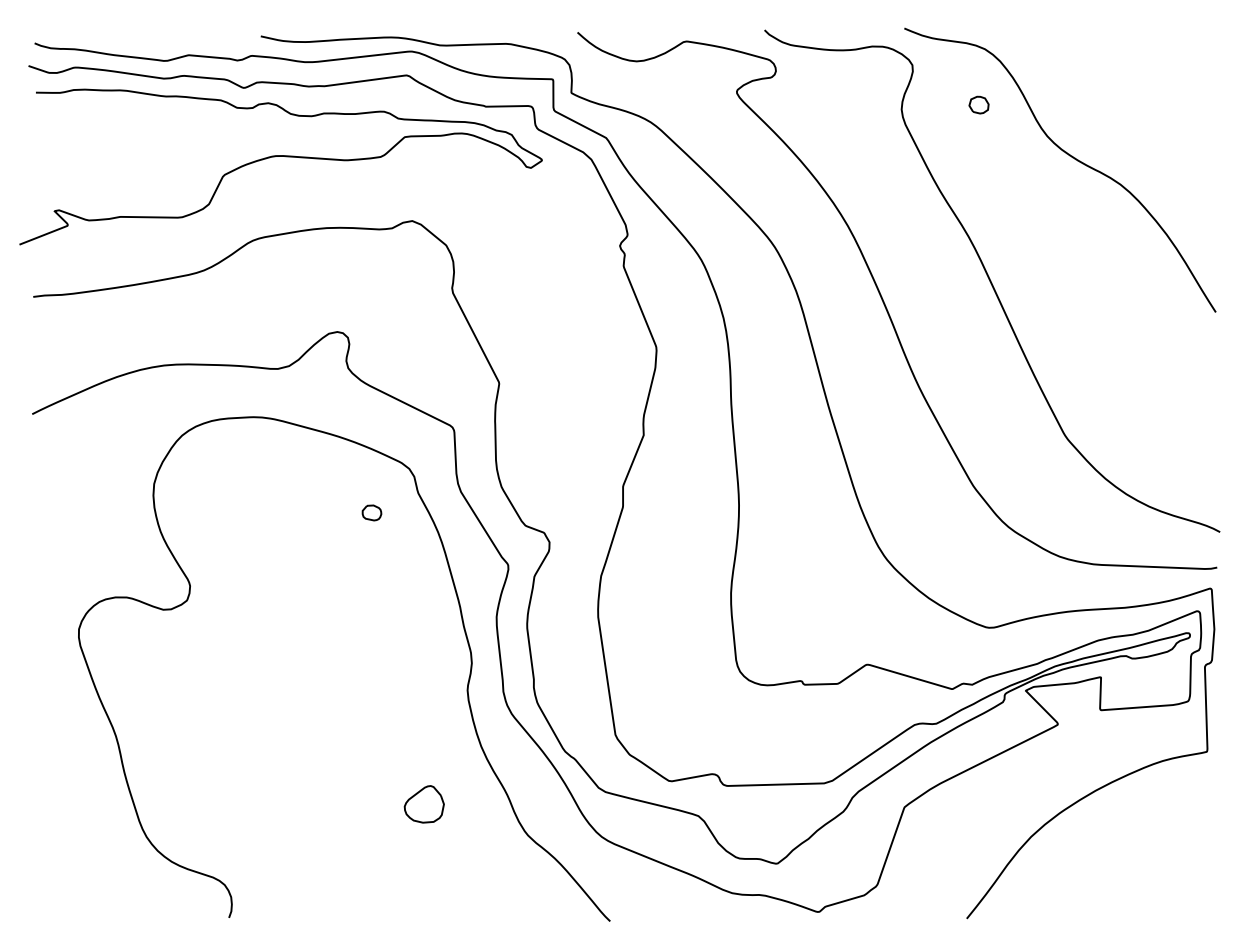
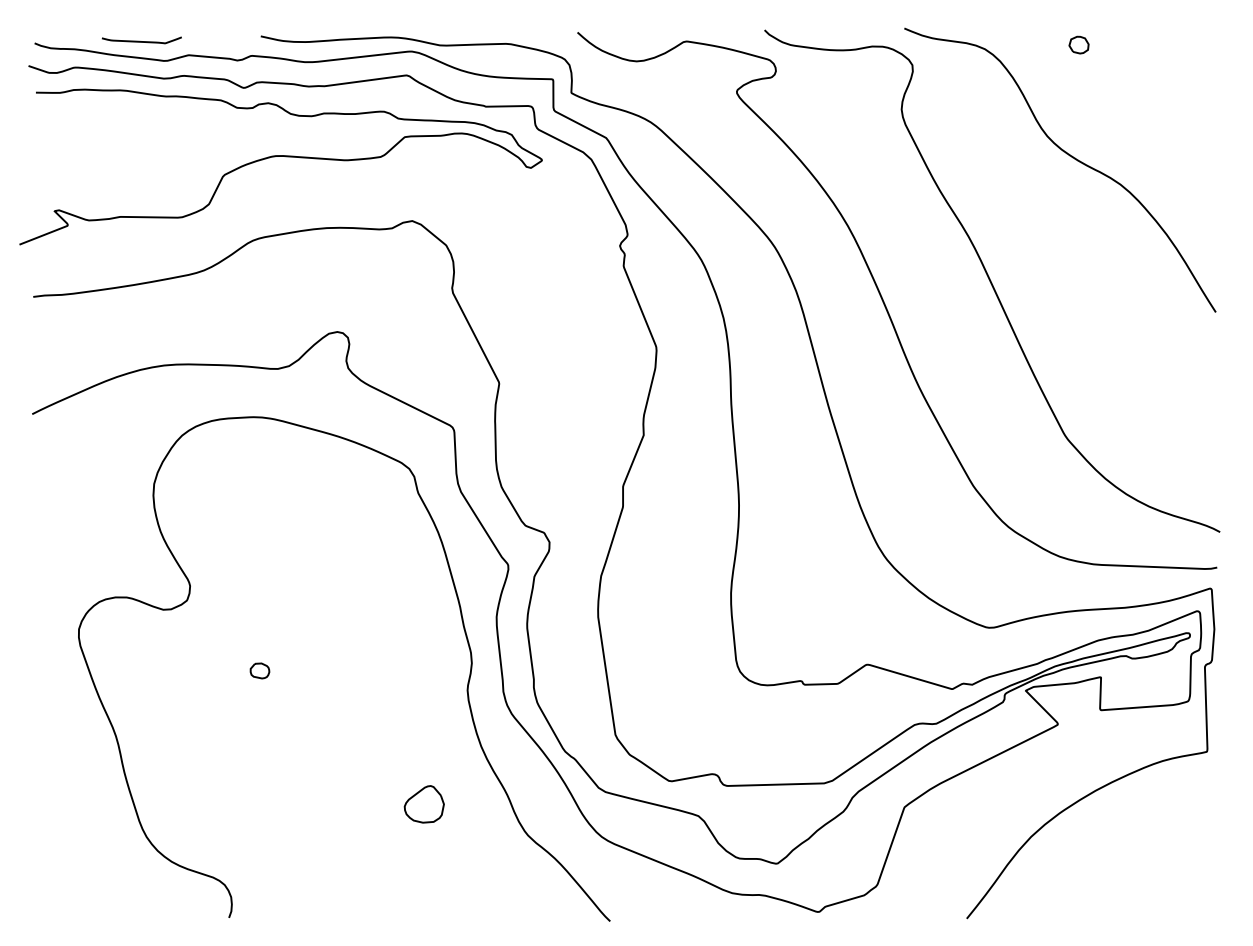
curve: none -> present (141, 41)
part position: (978, 104) -> (1078, 44) (1078, 44)
part position: (371, 512) -> (259, 670) (259, 670)
